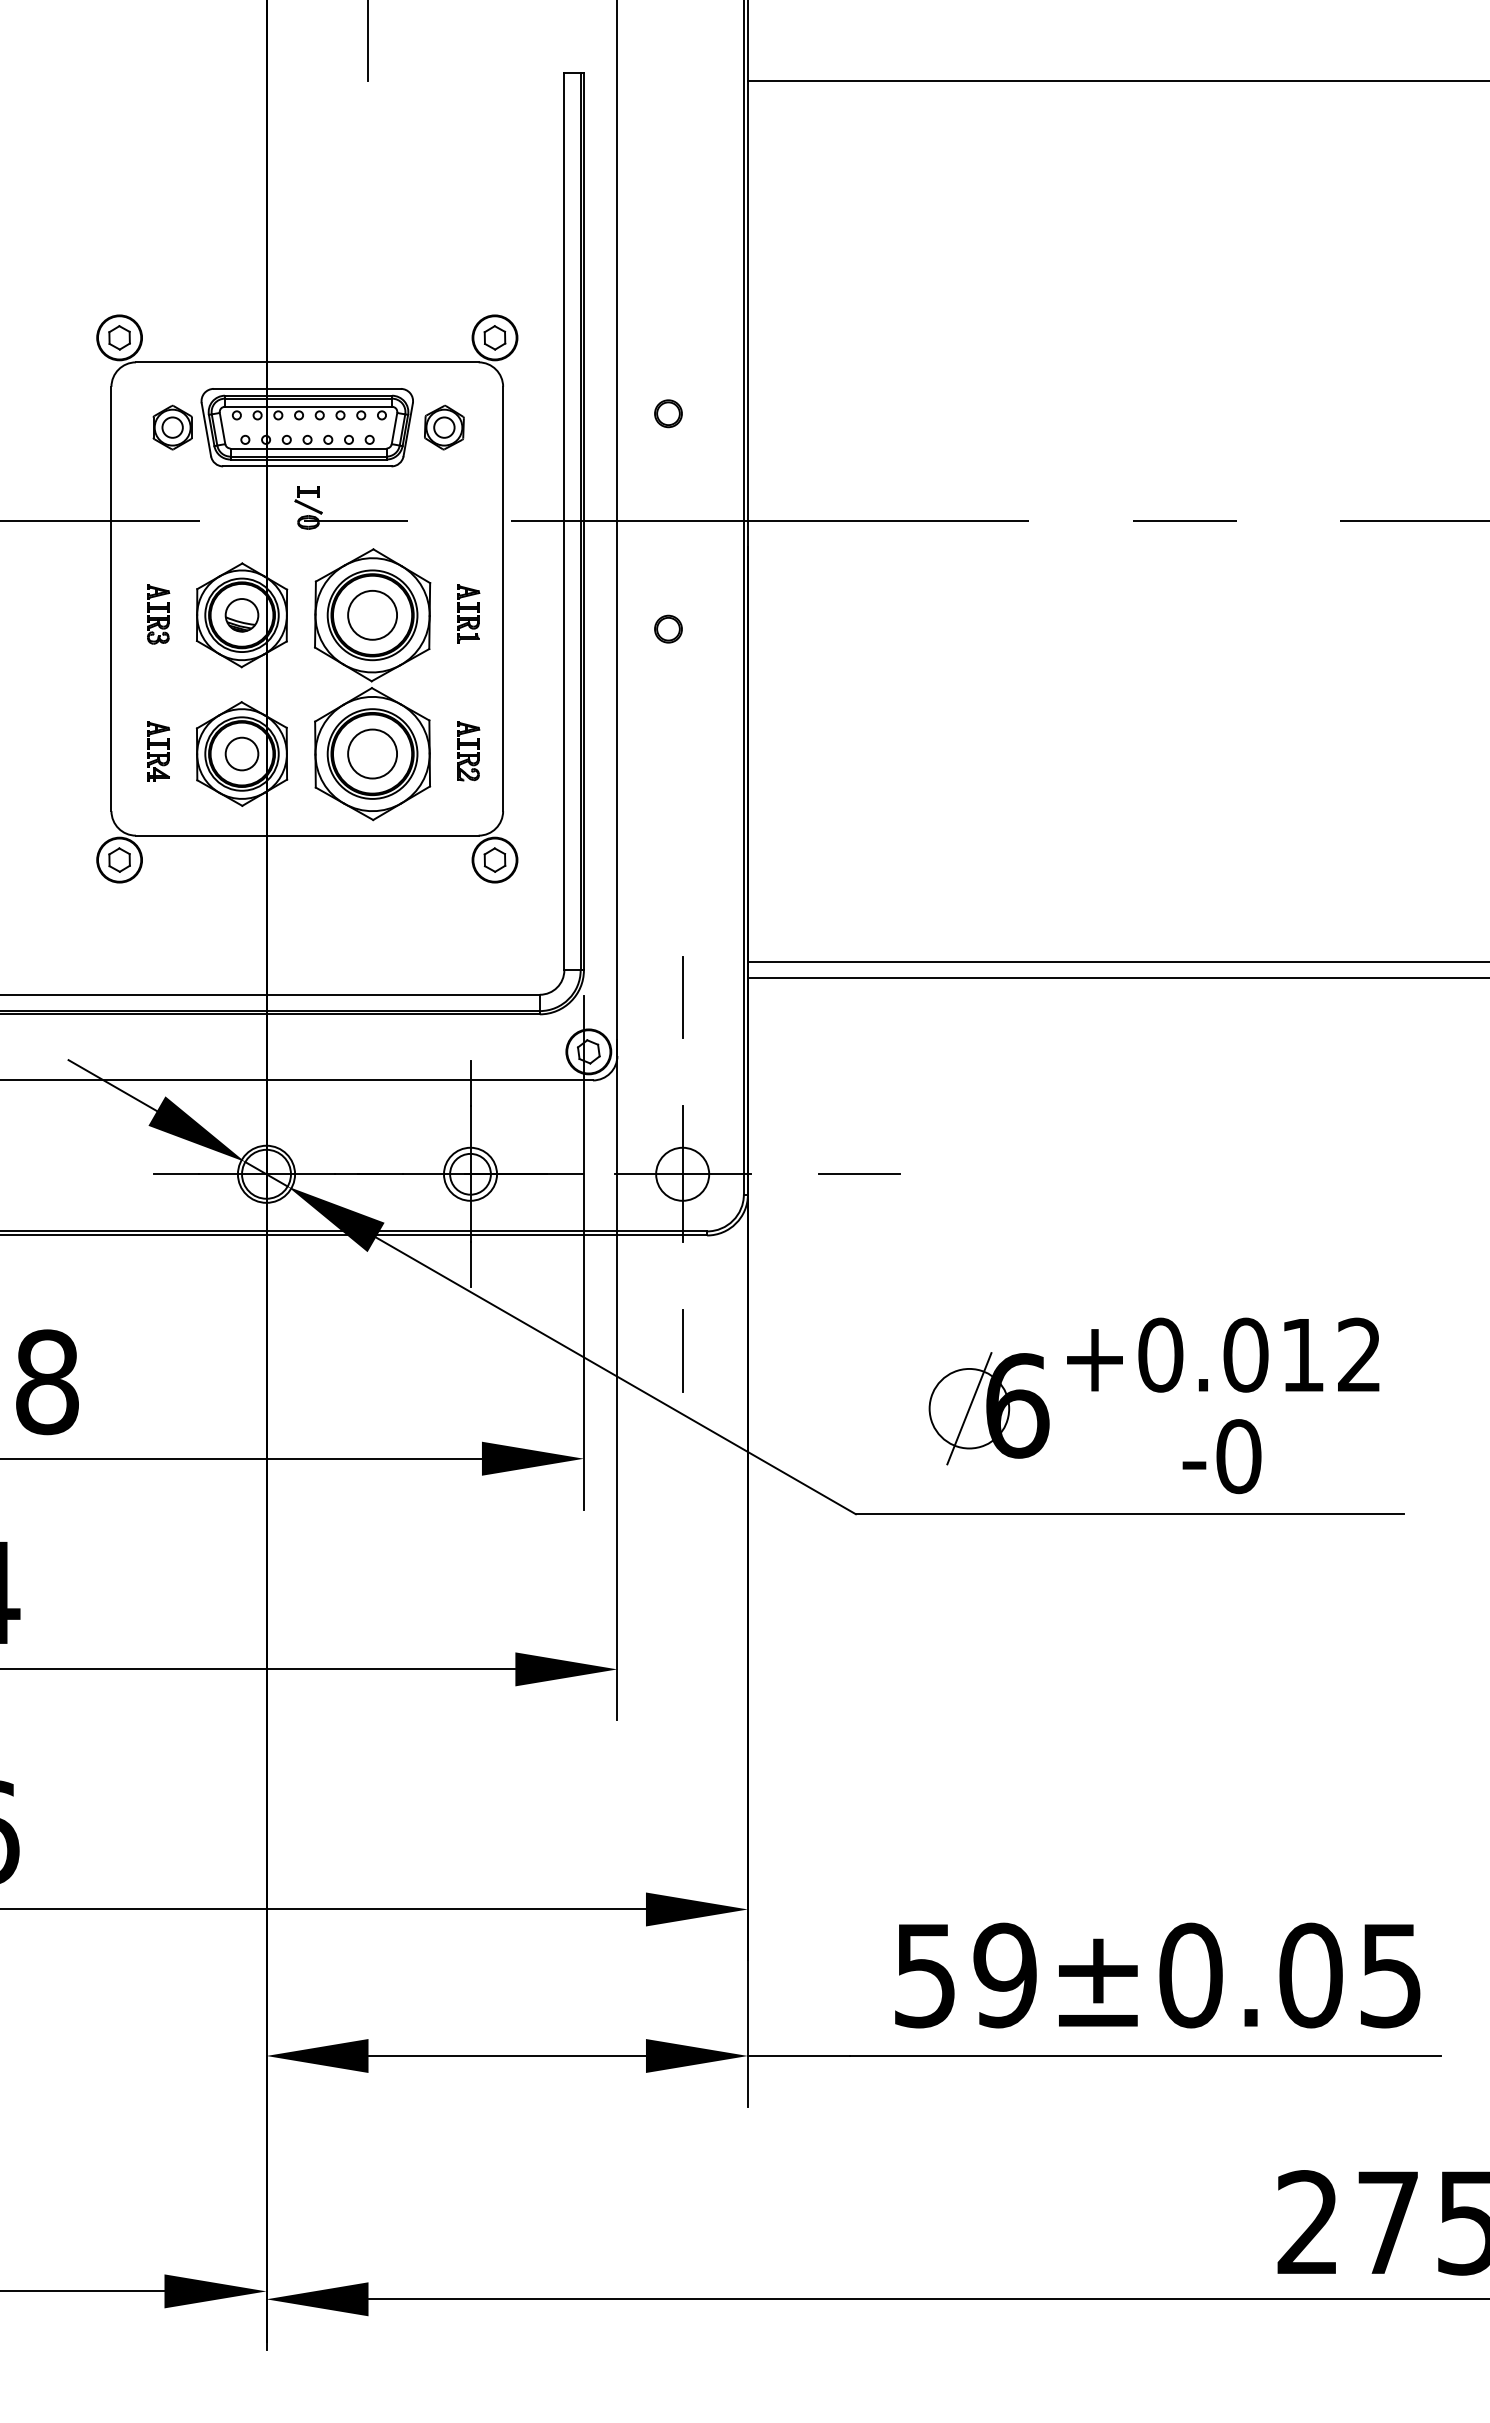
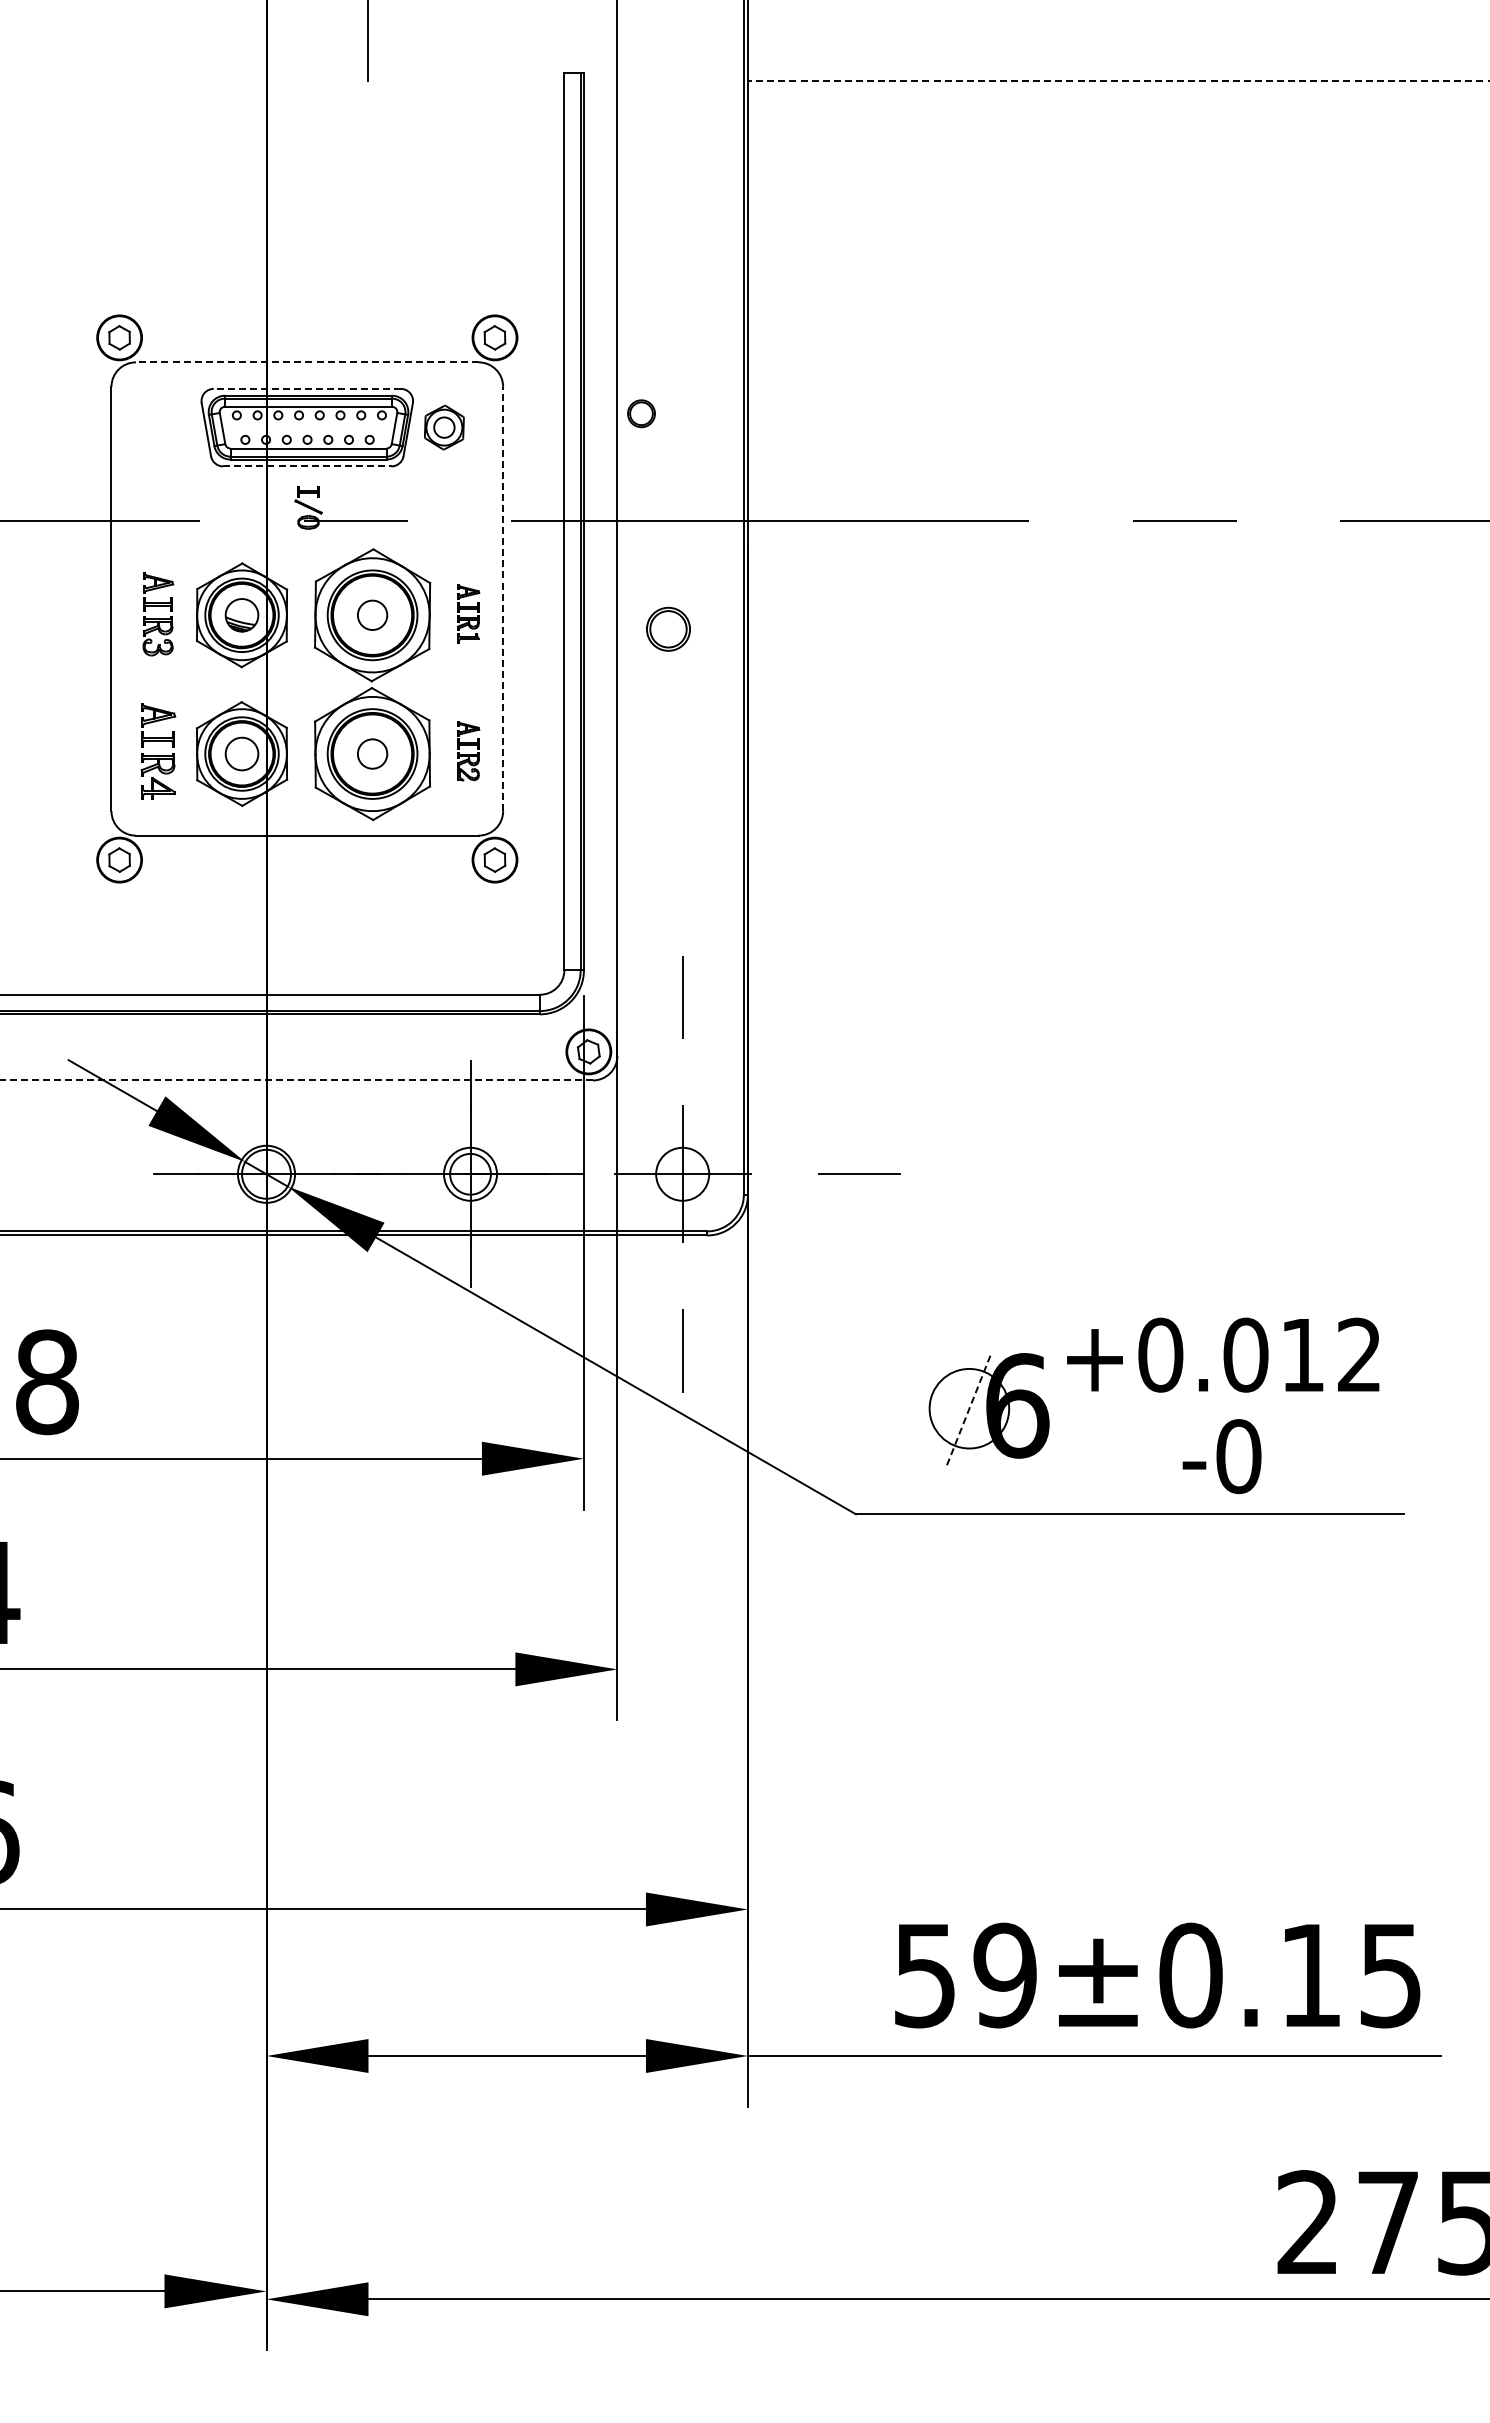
line: solid -> dashed (1118, 80)
line: solid -> dashed (306, 362)
line: solid -> dashed (307, 388)
part position: (668, 413) -> (641, 413) (641, 413)
part: present -> none (172, 427)
line: solid -> dashed (307, 466)
line: solid -> dashed (503, 598)
part size: 24x61 px -> 33x85 px (158, 614)
circle diameter: 49 px -> 29 px (372, 615)
part size: 29x30 px -> 45x46 px (668, 628)
part size: 24x61 px -> 37x97 px (158, 751)
circle diameter: 49 px -> 29 px (372, 753)
line: present -> none (1116, 962)
line: present -> none (1116, 978)
line: solid -> dashed (296, 1080)
line: solid -> dashed (969, 1408)
text: 59±0.05 -> 59±0.15 (1310, 1975)
